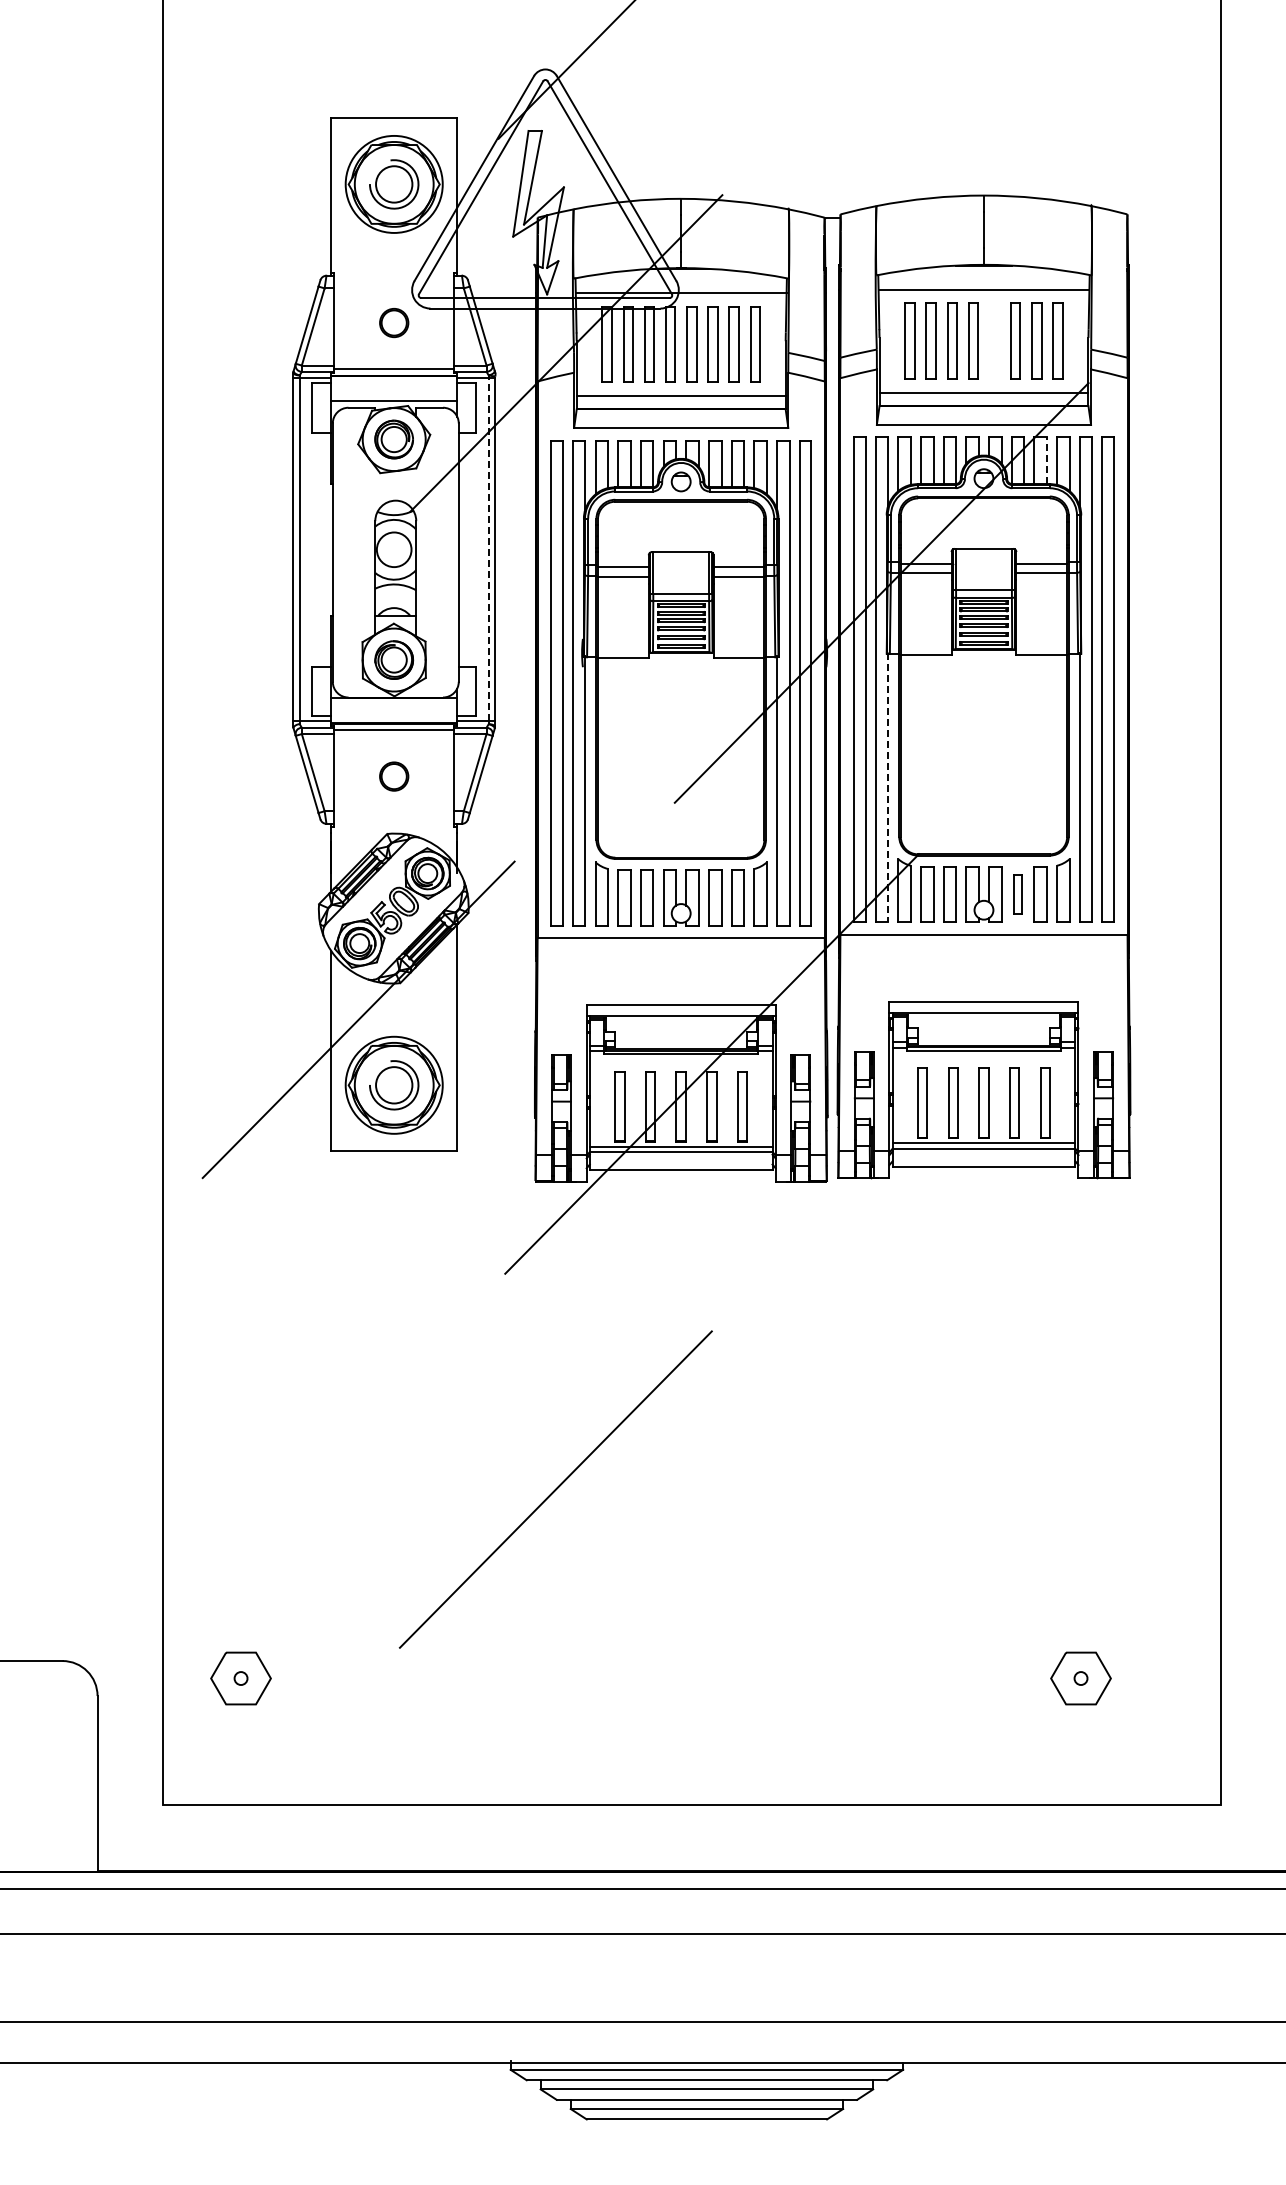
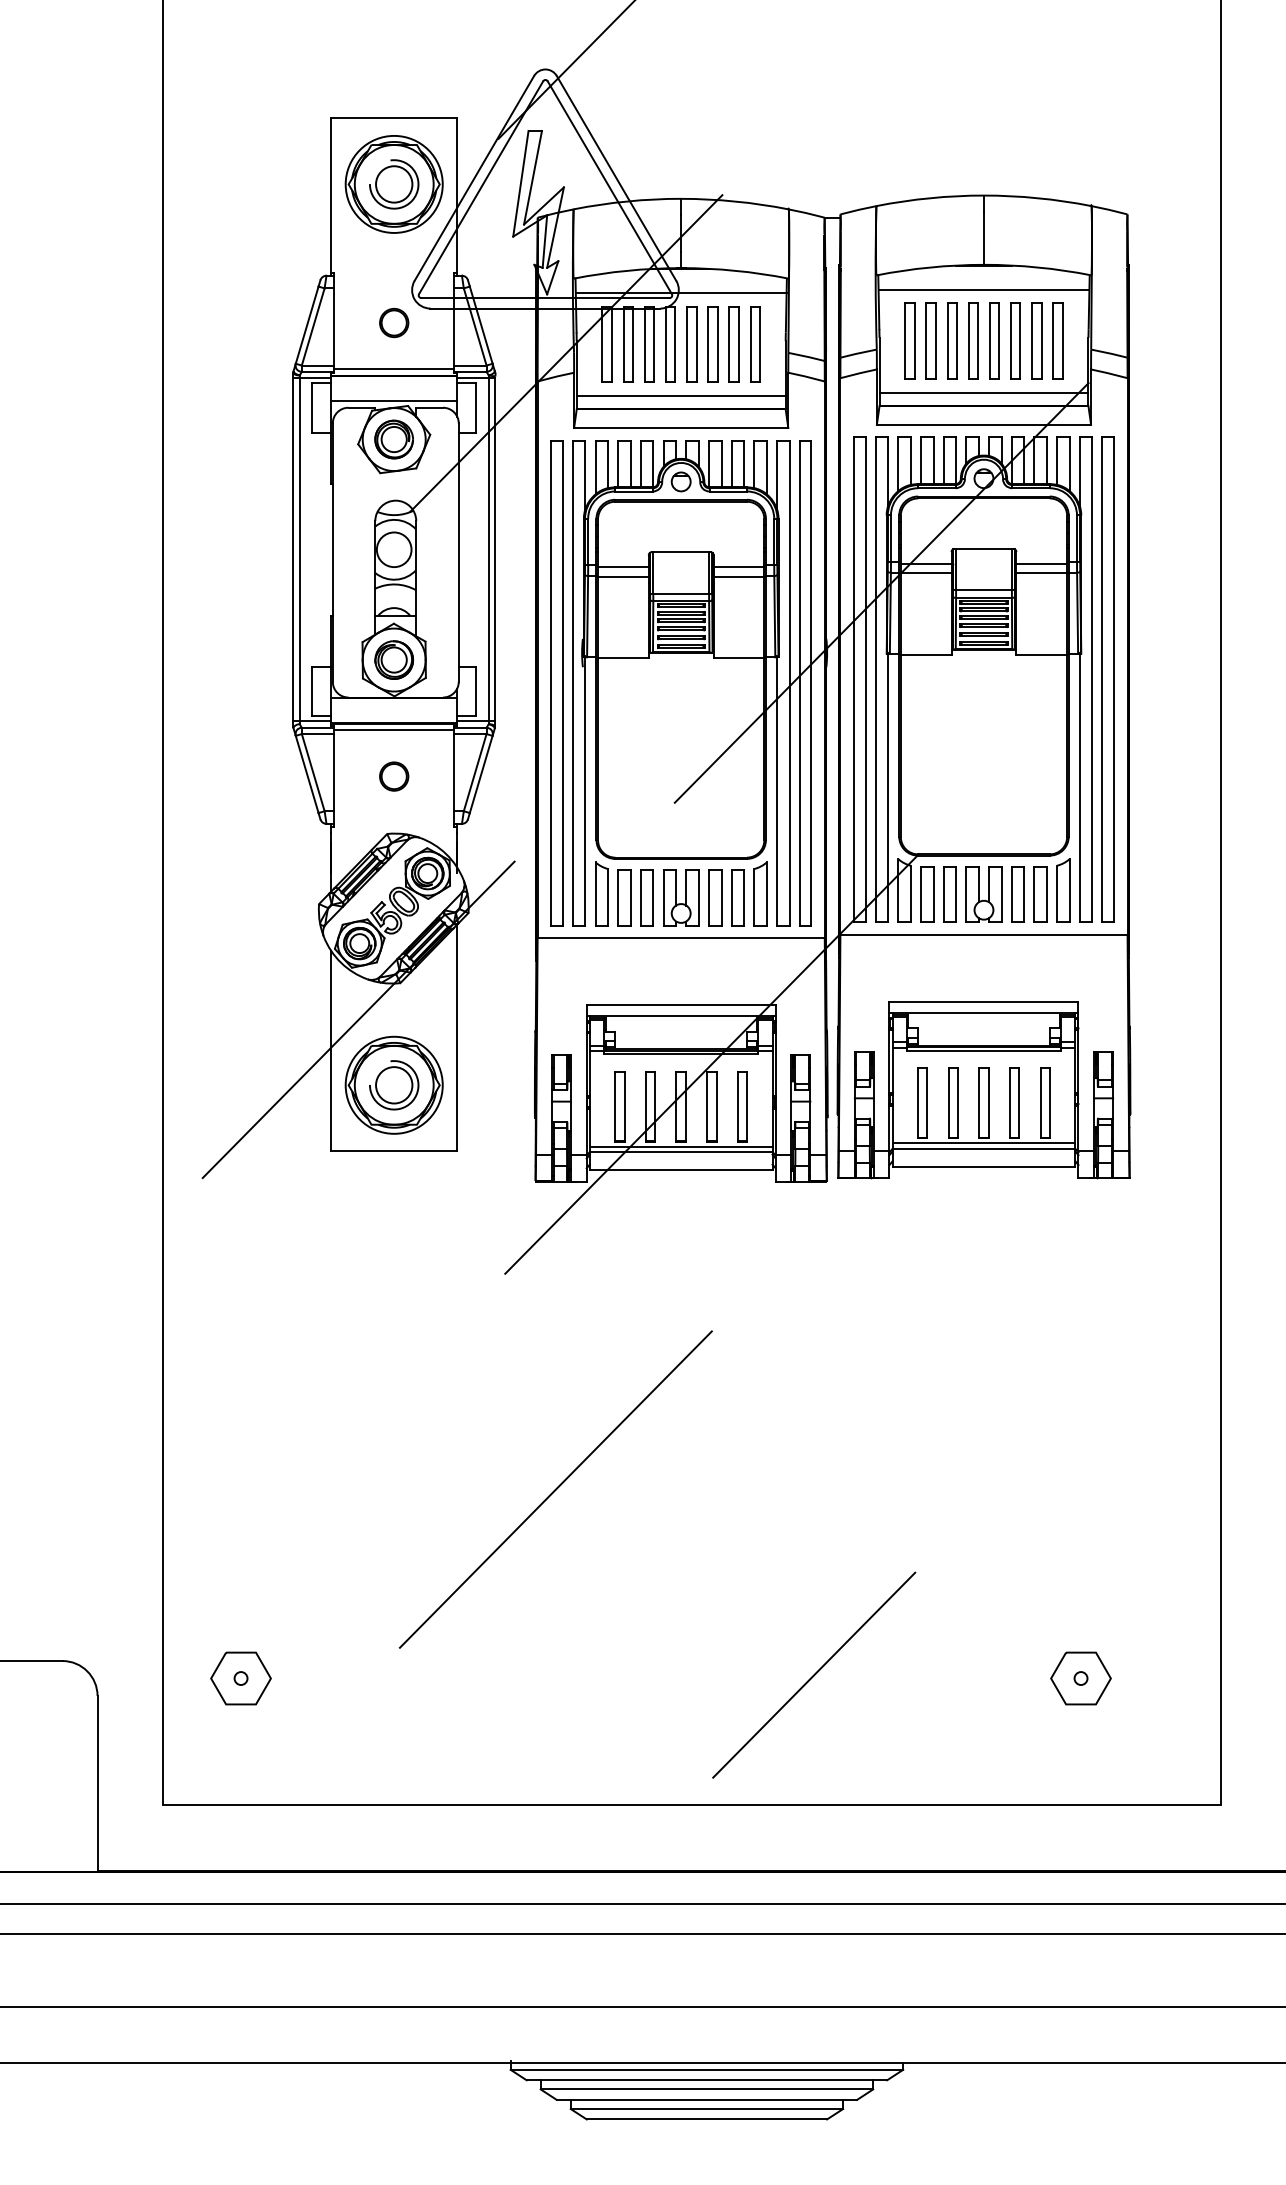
part: none -> present (994, 340)
line: dashed -> solid (1046, 460)
line: dashed -> solid (488, 549)
line: dashed -> solid (888, 787)
part size: 10x41 px -> 14x57 px (1017, 894)
line: none -> present (814, 1674)
line position: (642, 1889) -> (642, 1904) (642, 1904)
line position: (642, 2021) -> (642, 2006) (642, 2006)
